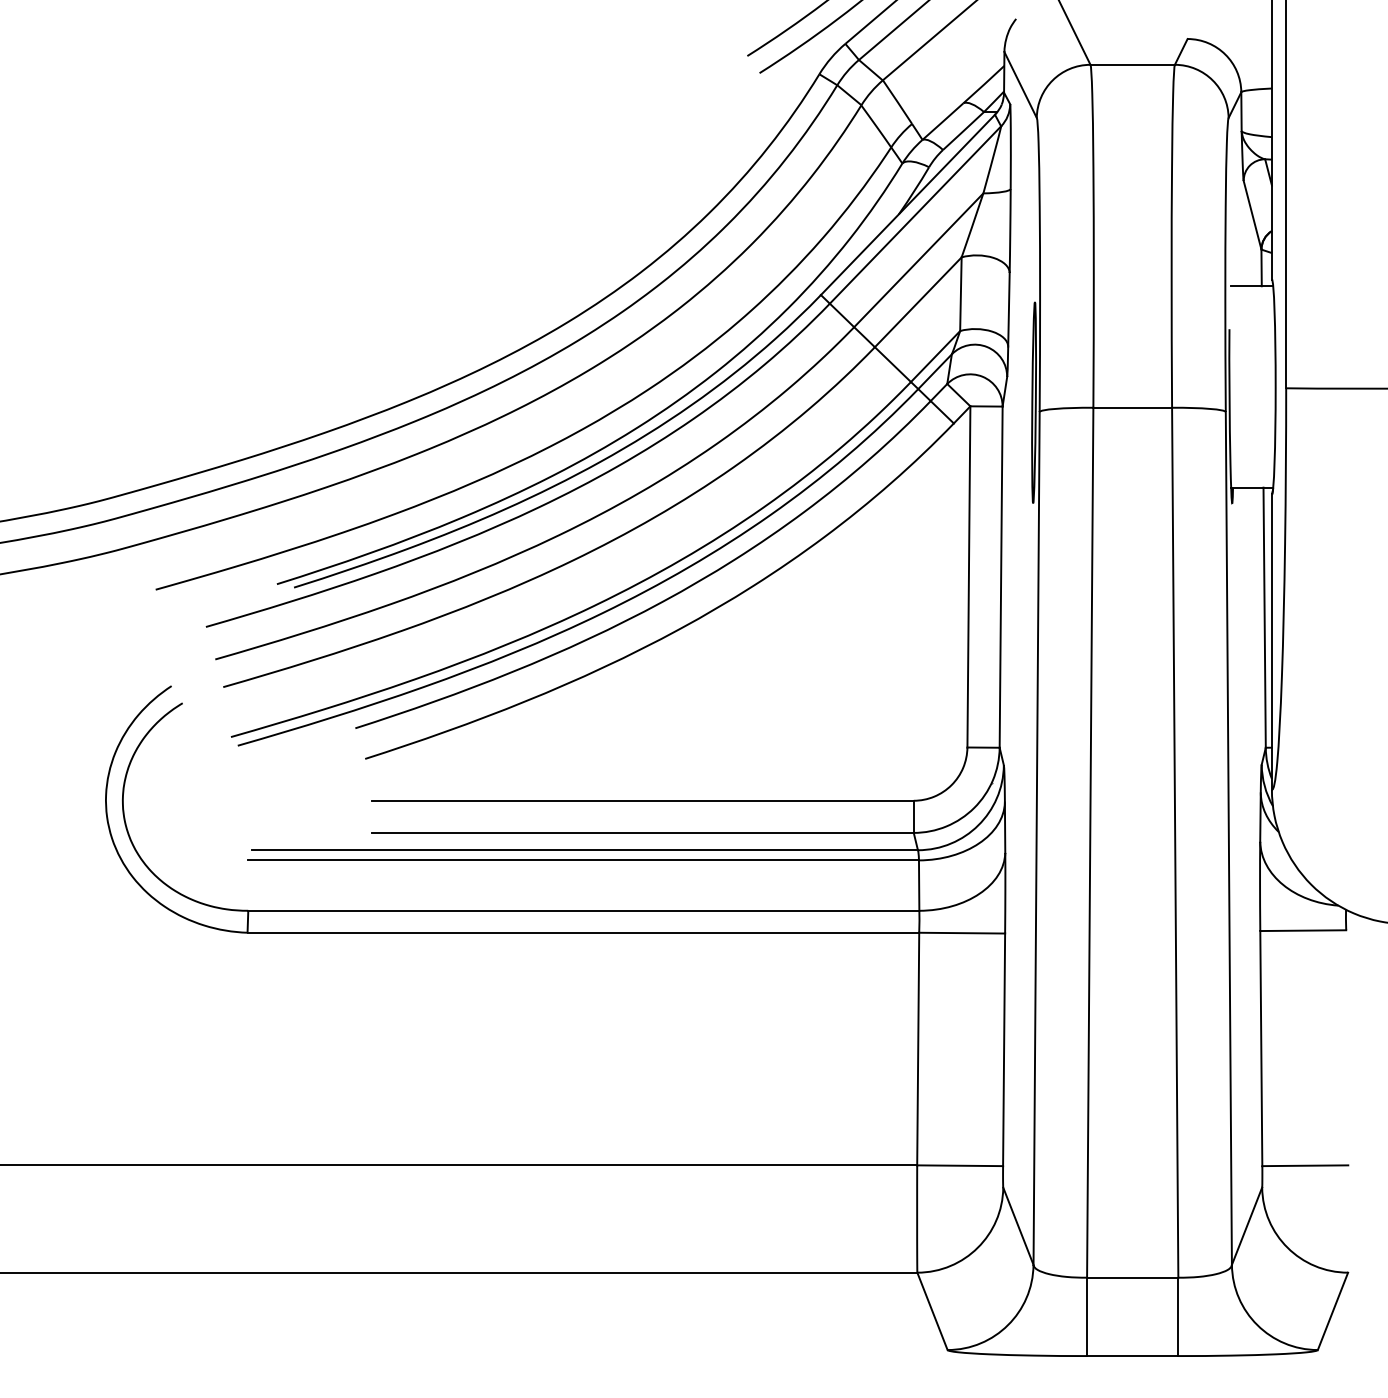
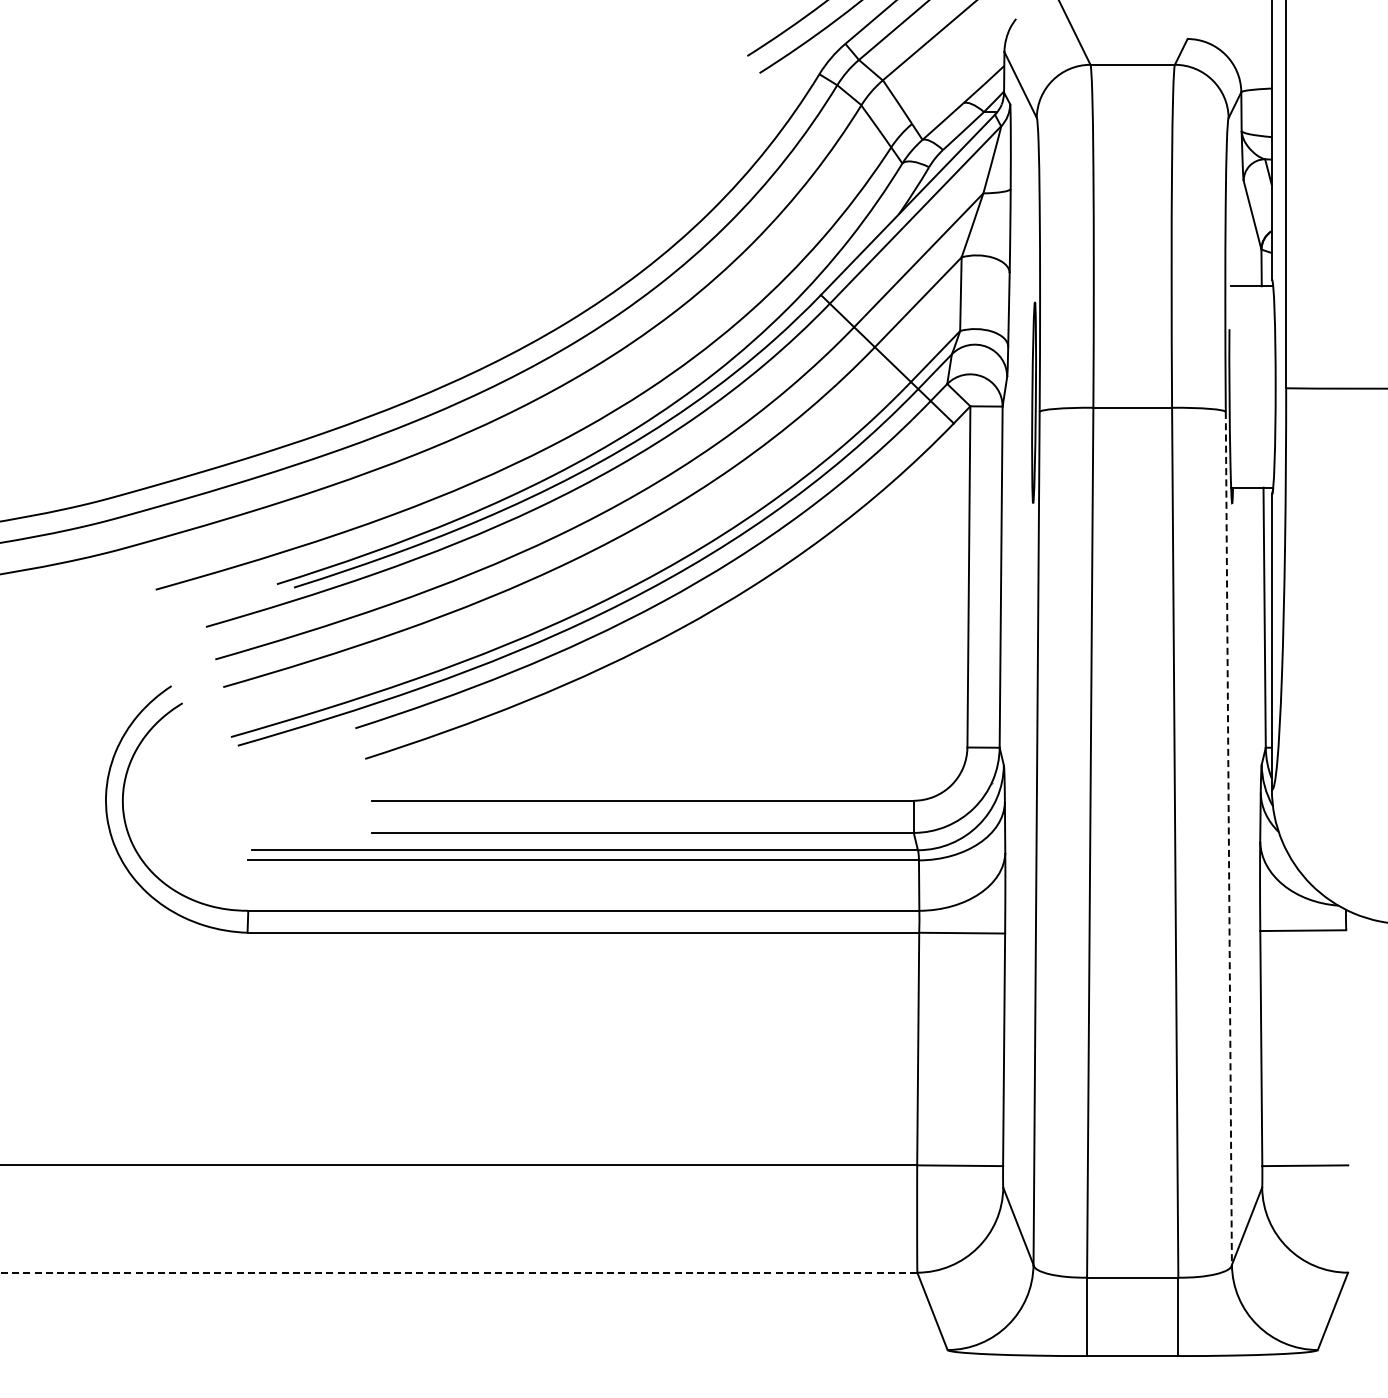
line: solid -> dashed (1228, 838)
line: solid -> dashed (458, 1272)
